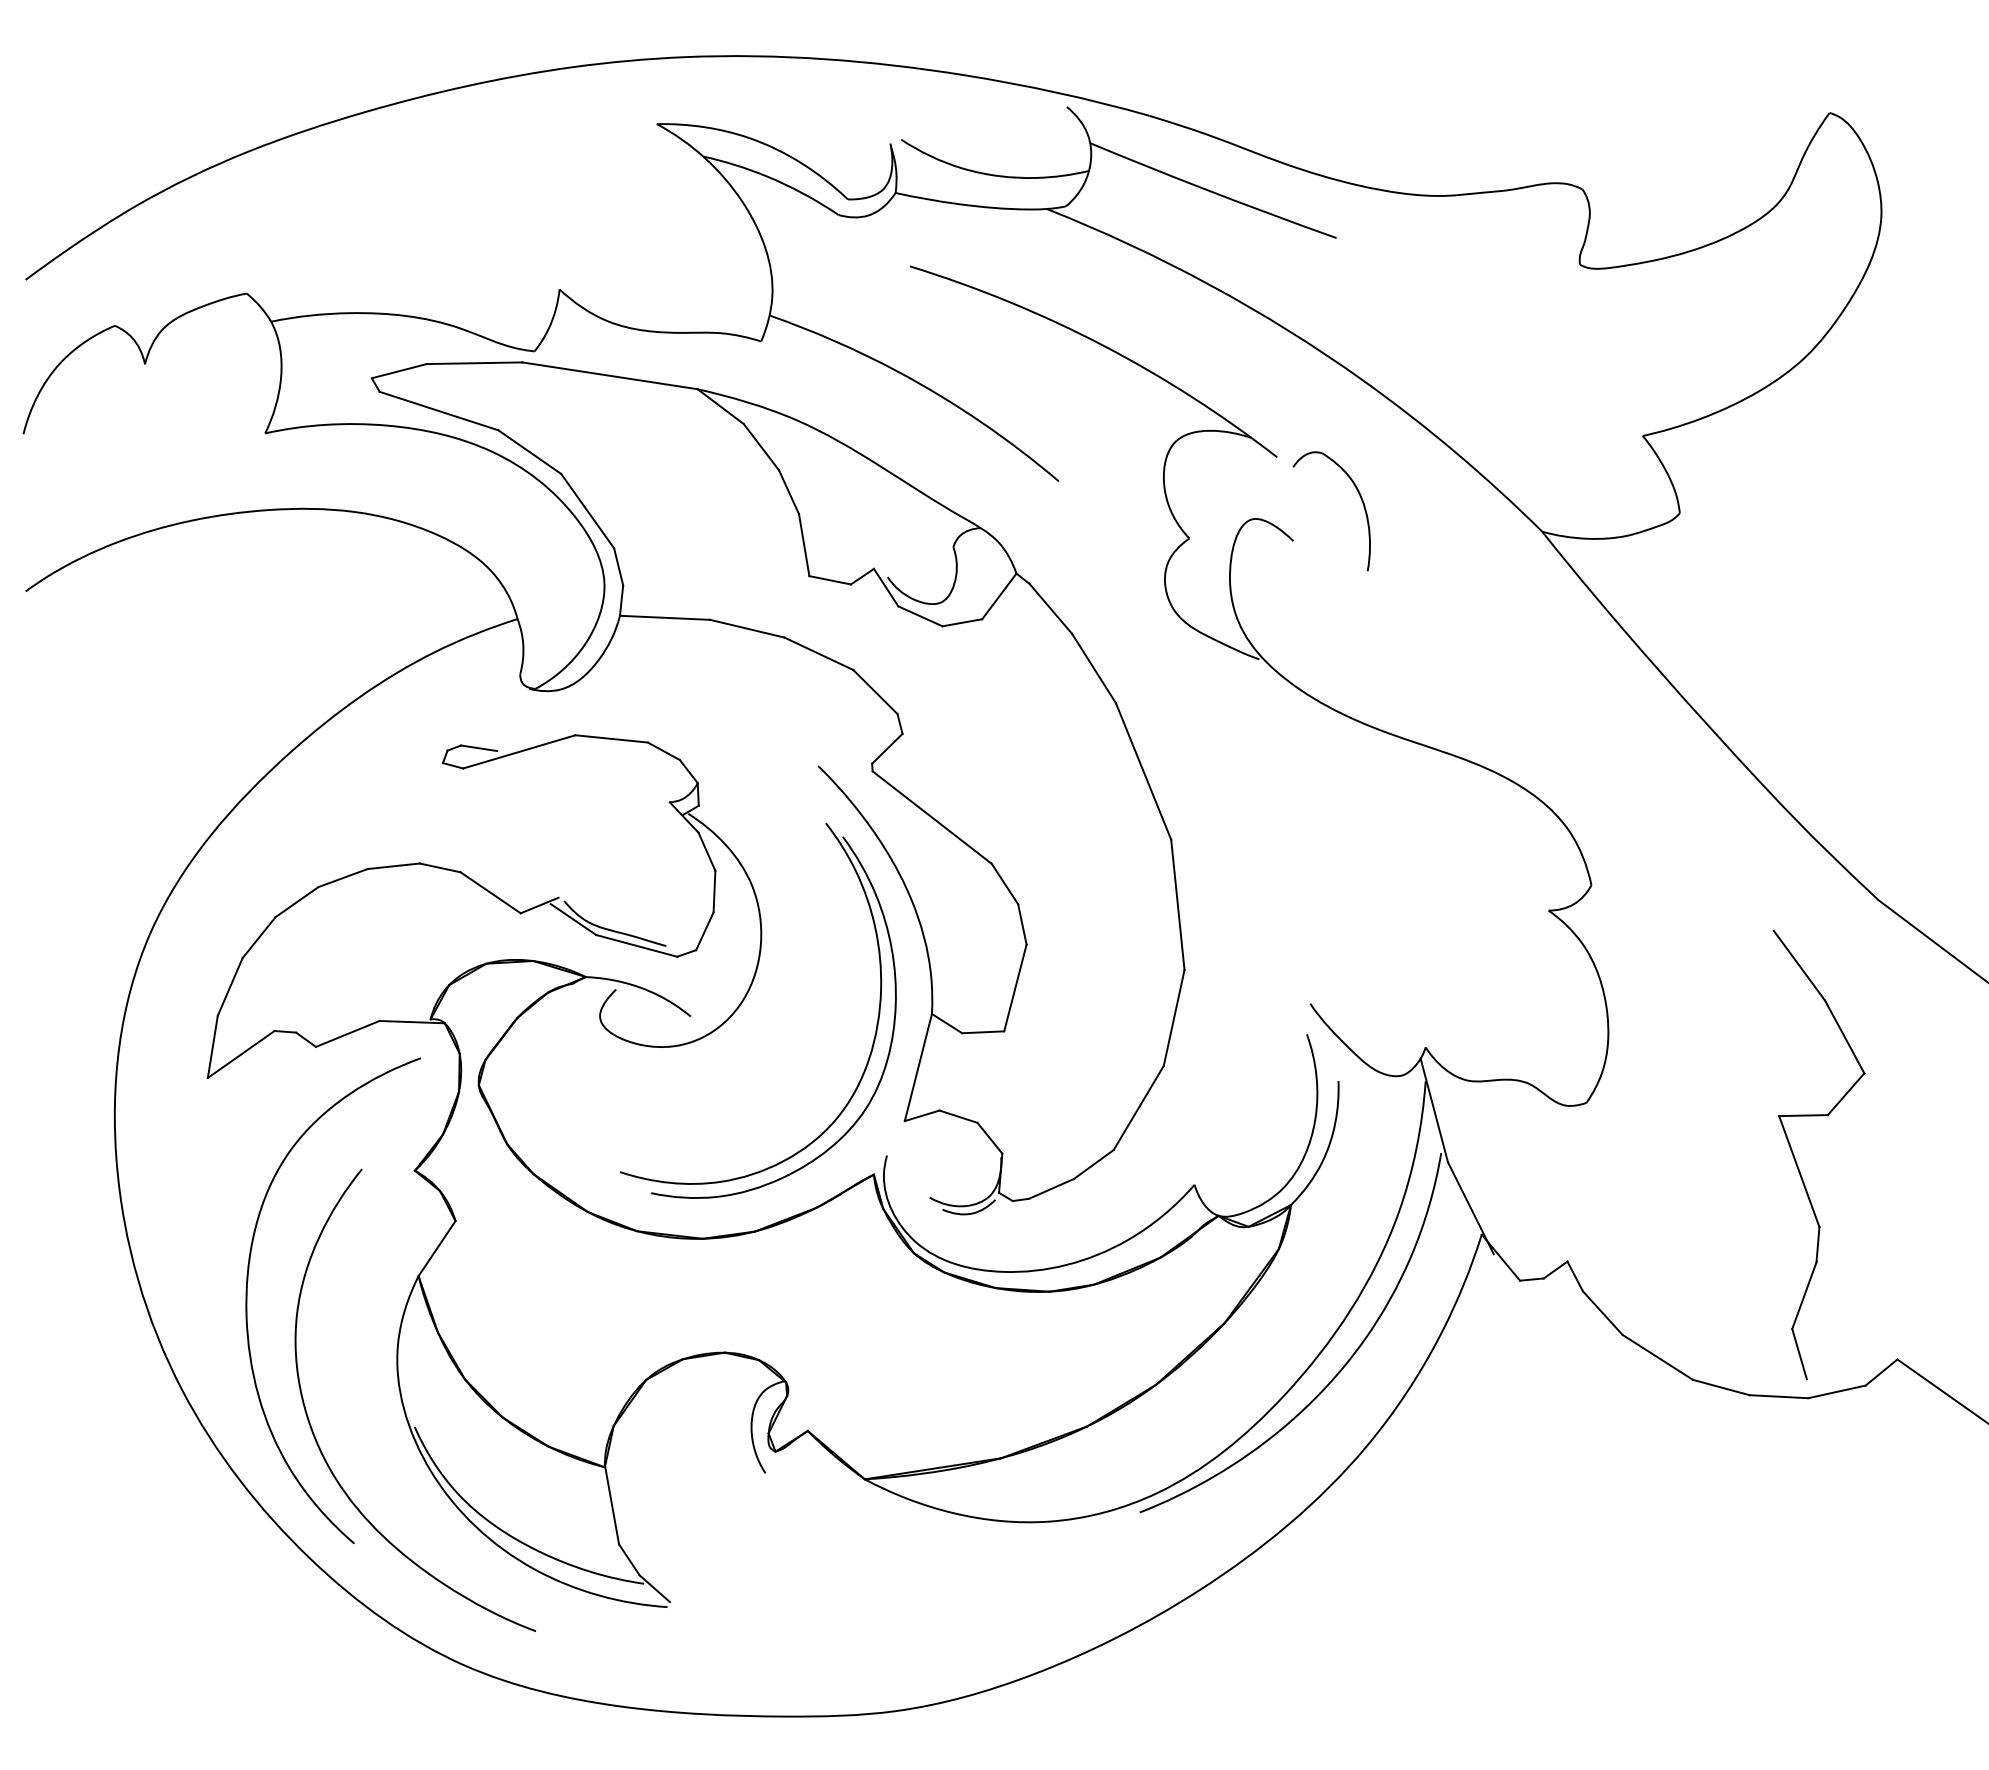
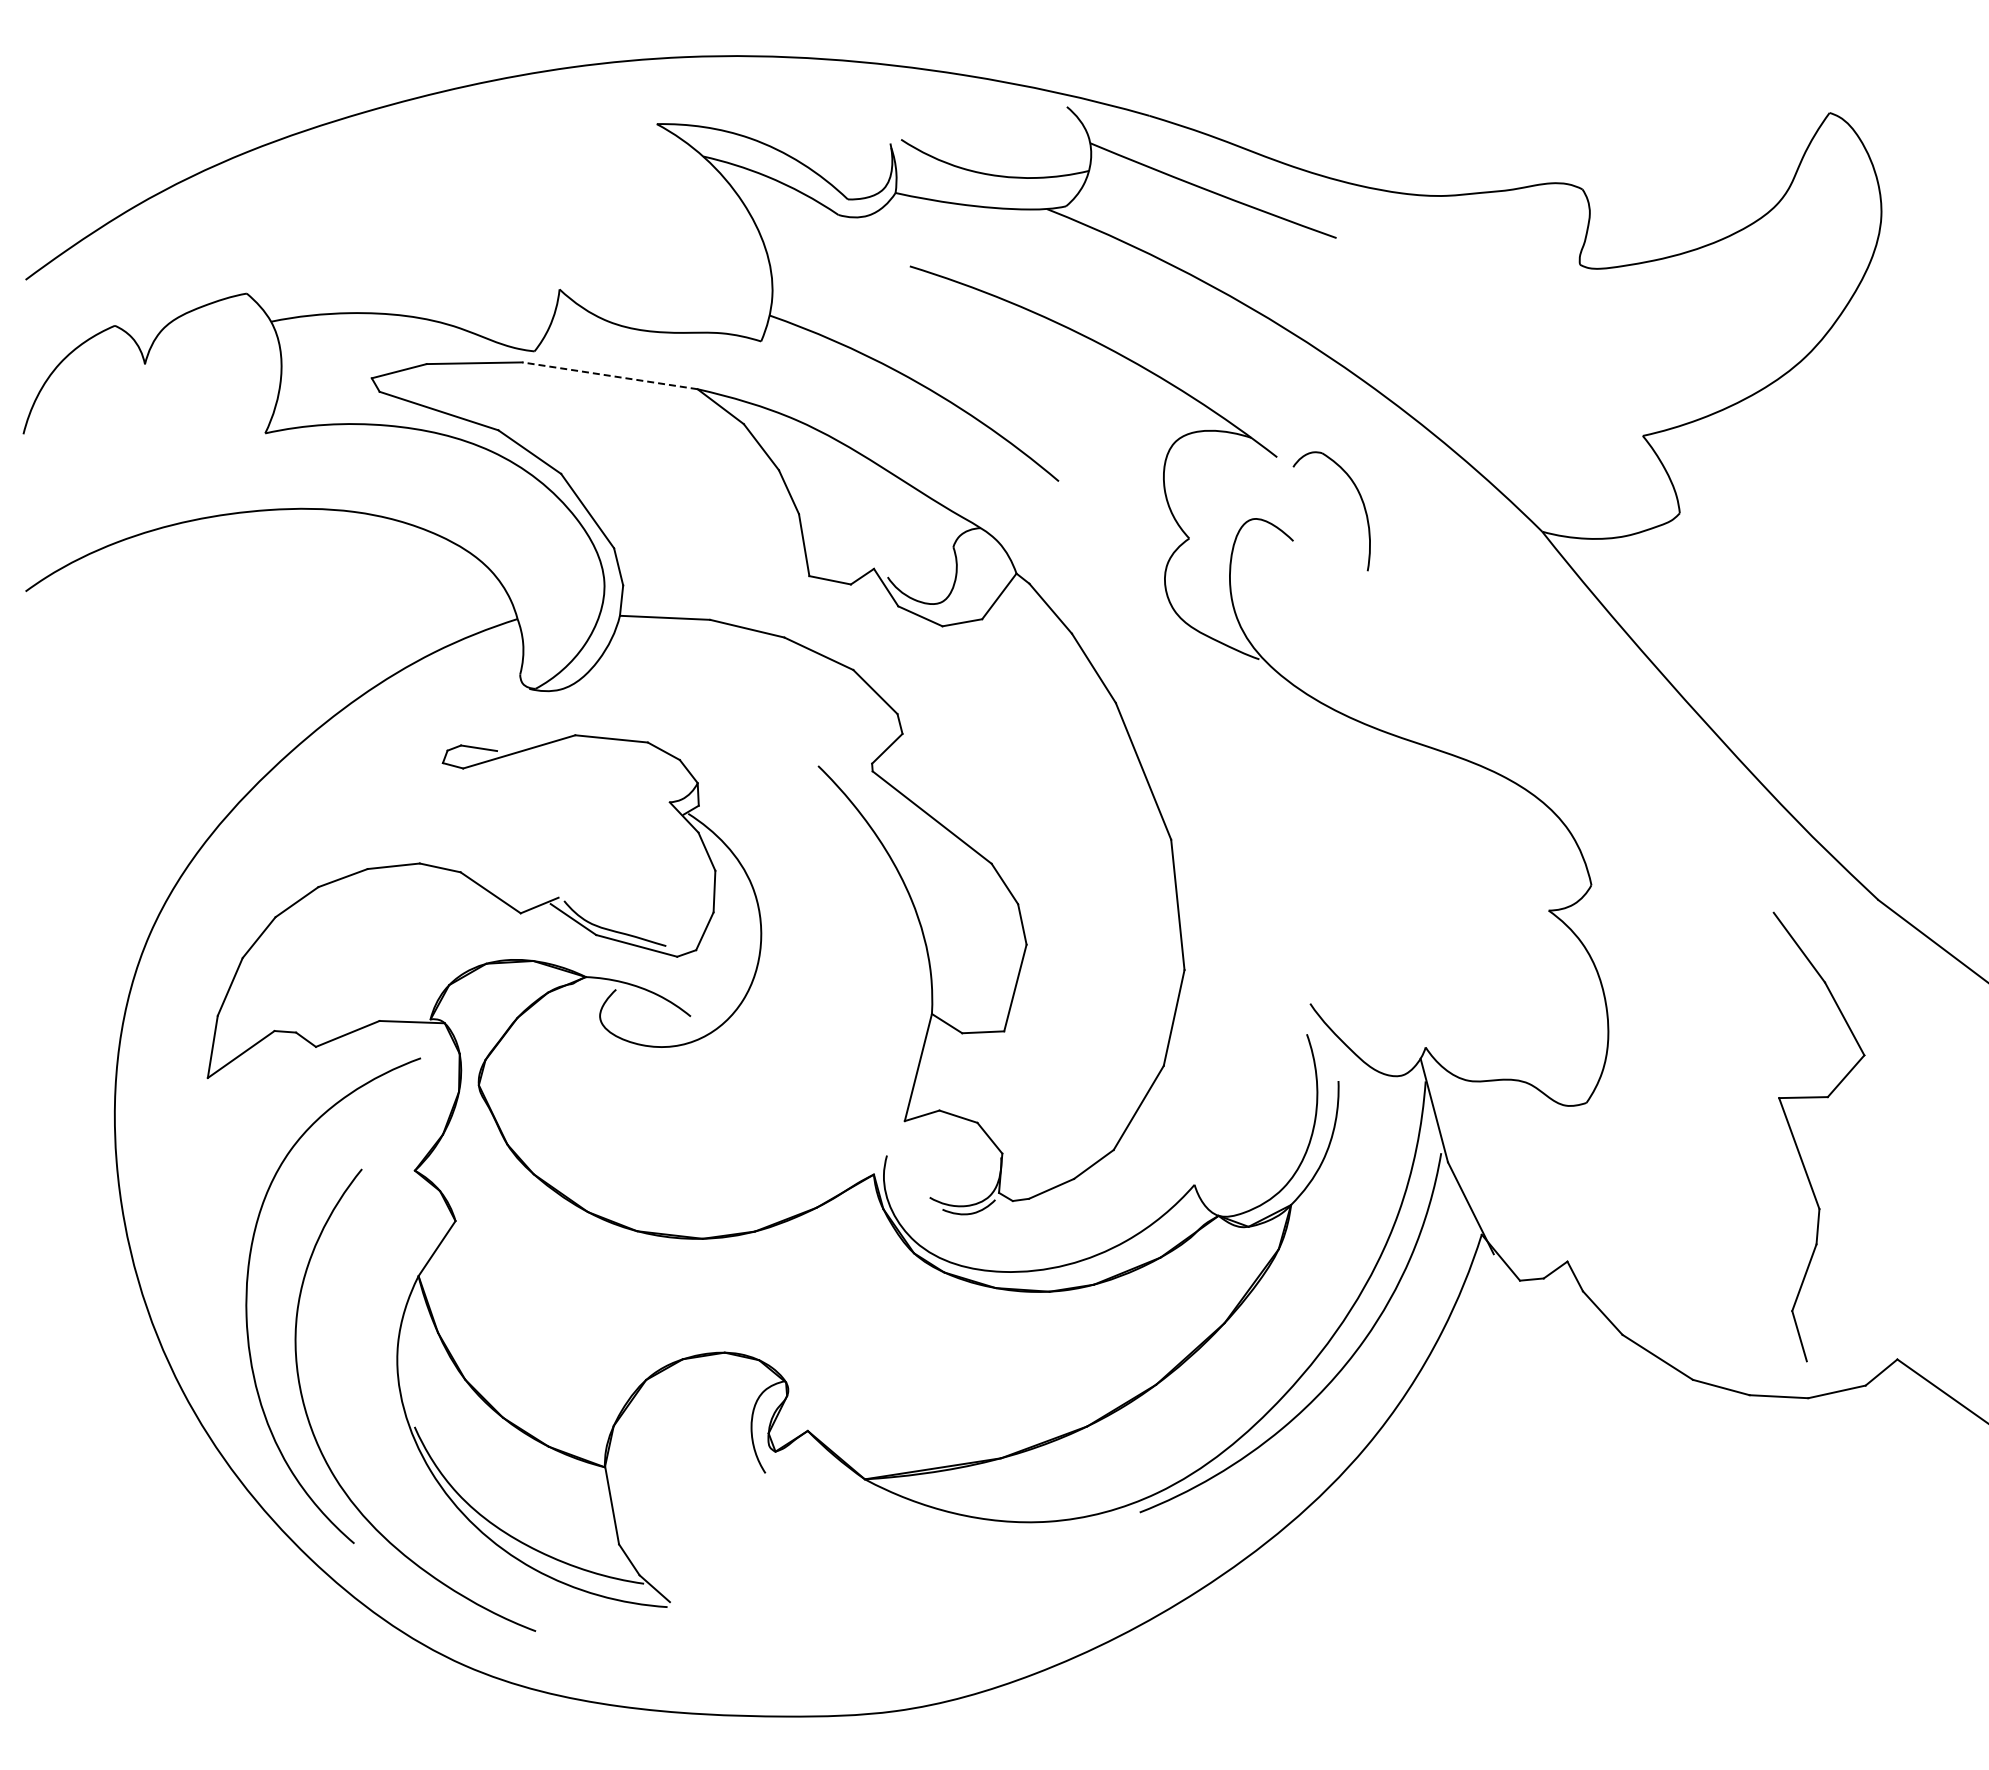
line: solid -> dashed (609, 375)
part: present -> none (873, 1038)
part position: (1796, 1160) -> (1796, 1142) (1796, 1142)
